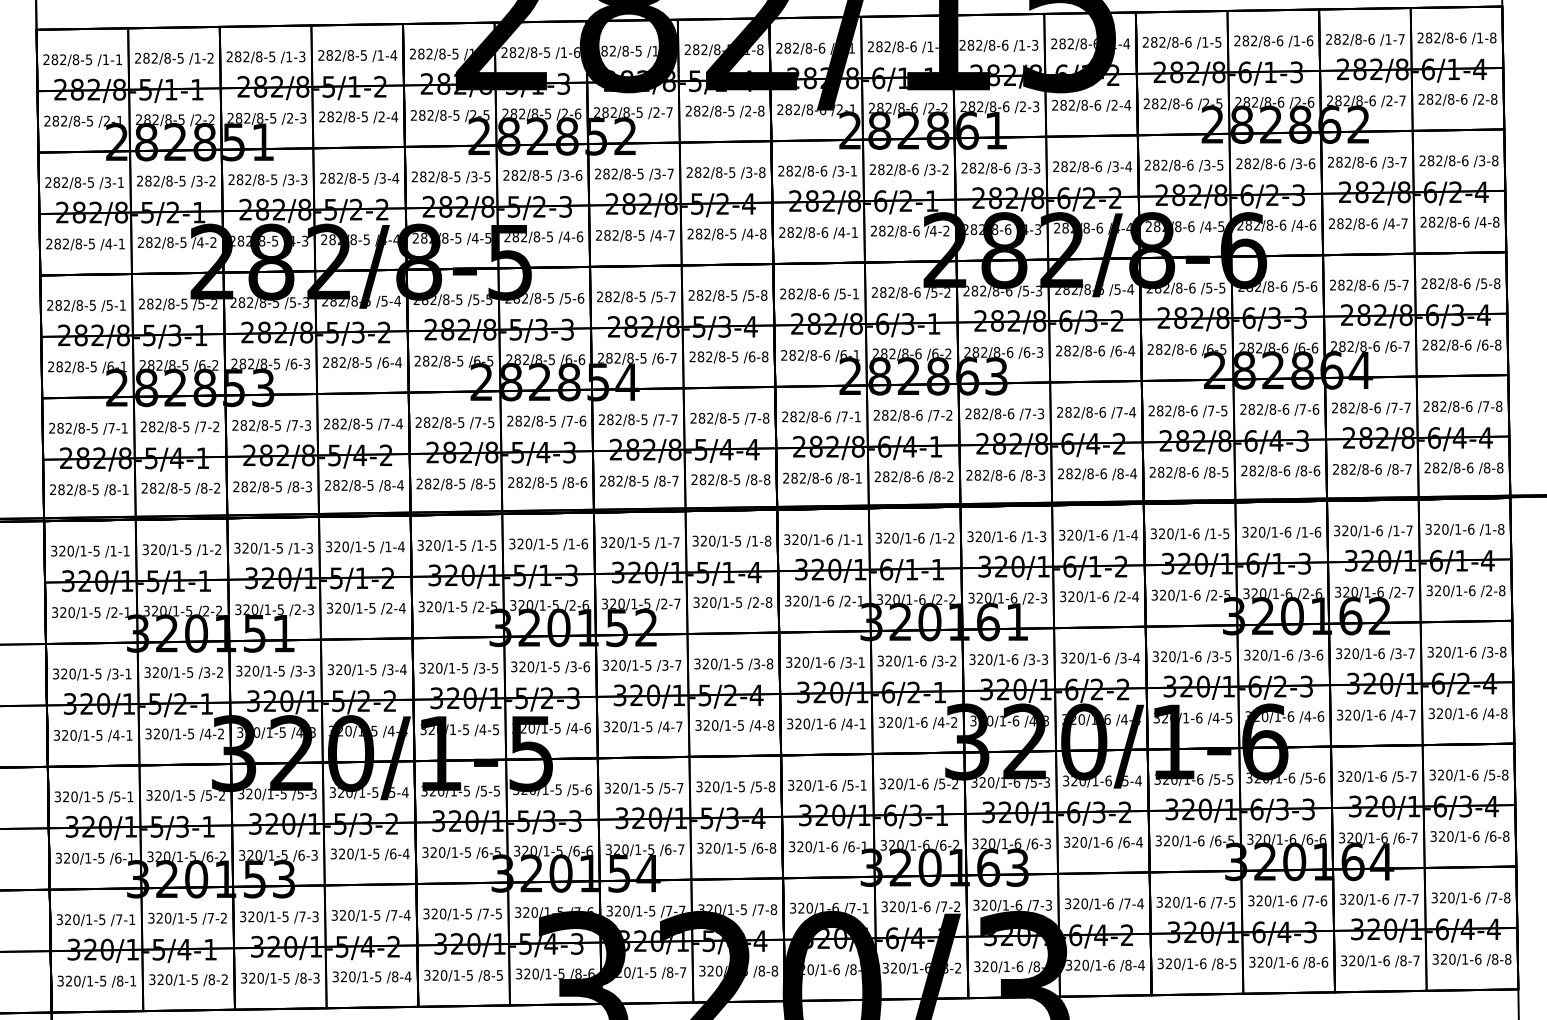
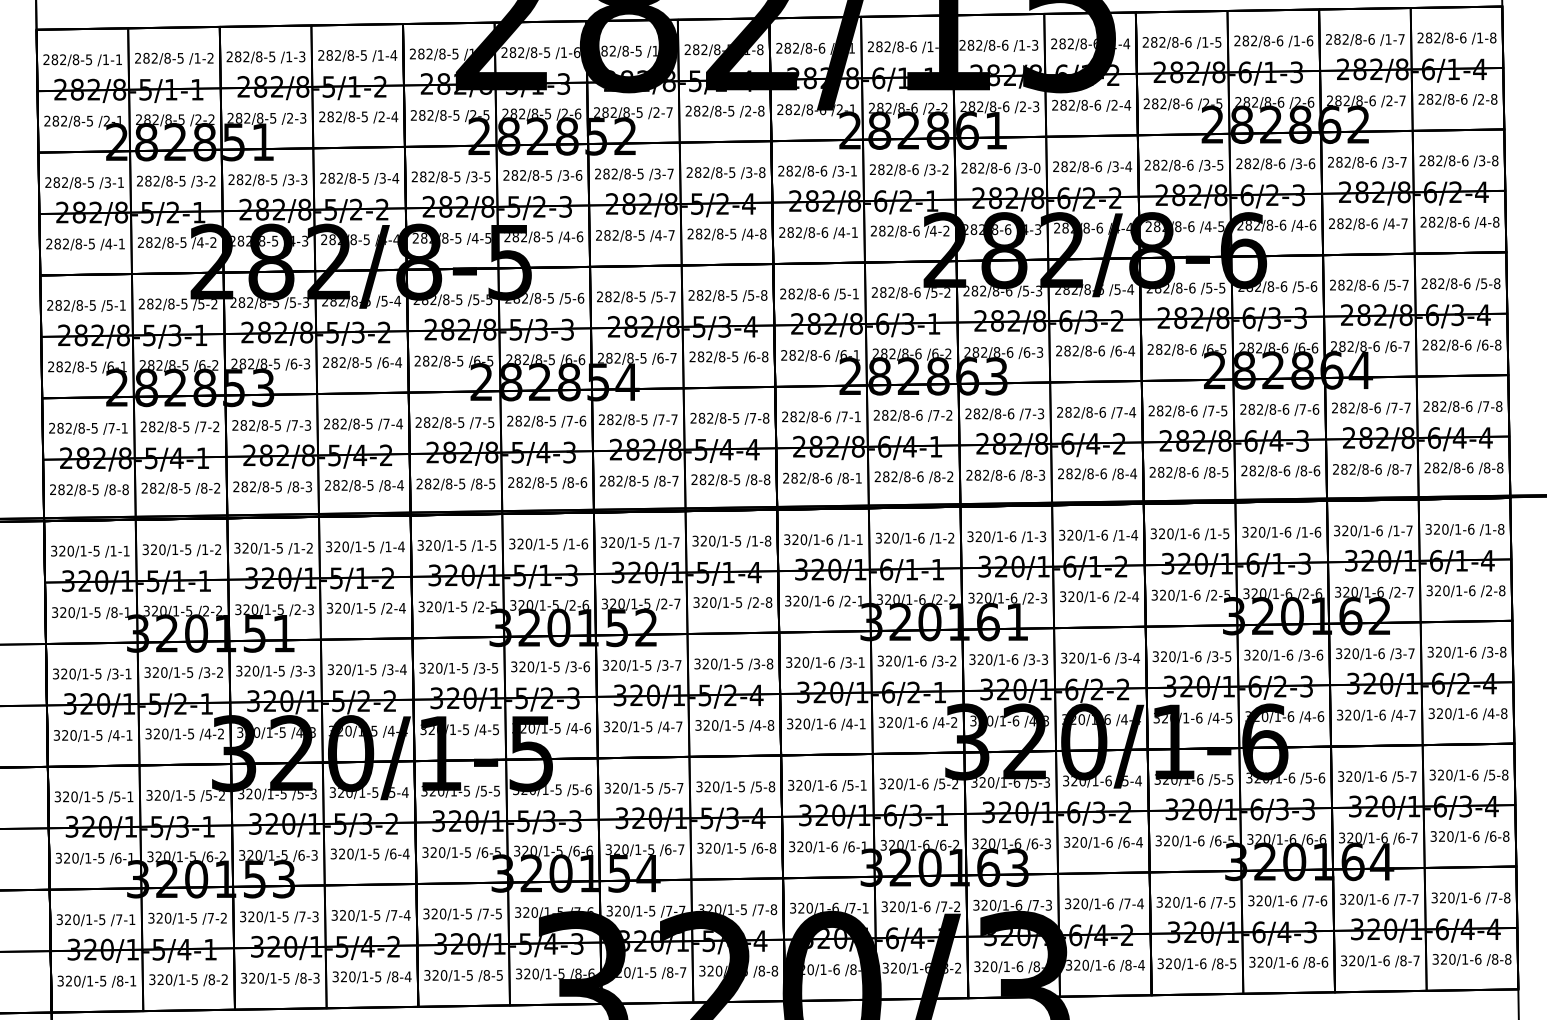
text: /3-3 -> /3-0 (1036, 167)
text: /8-1 -> /8-8 (125, 489)
text: /1-3 -> /1-2 (309, 548)
text: /2-1 -> /8-1 (114, 612)
